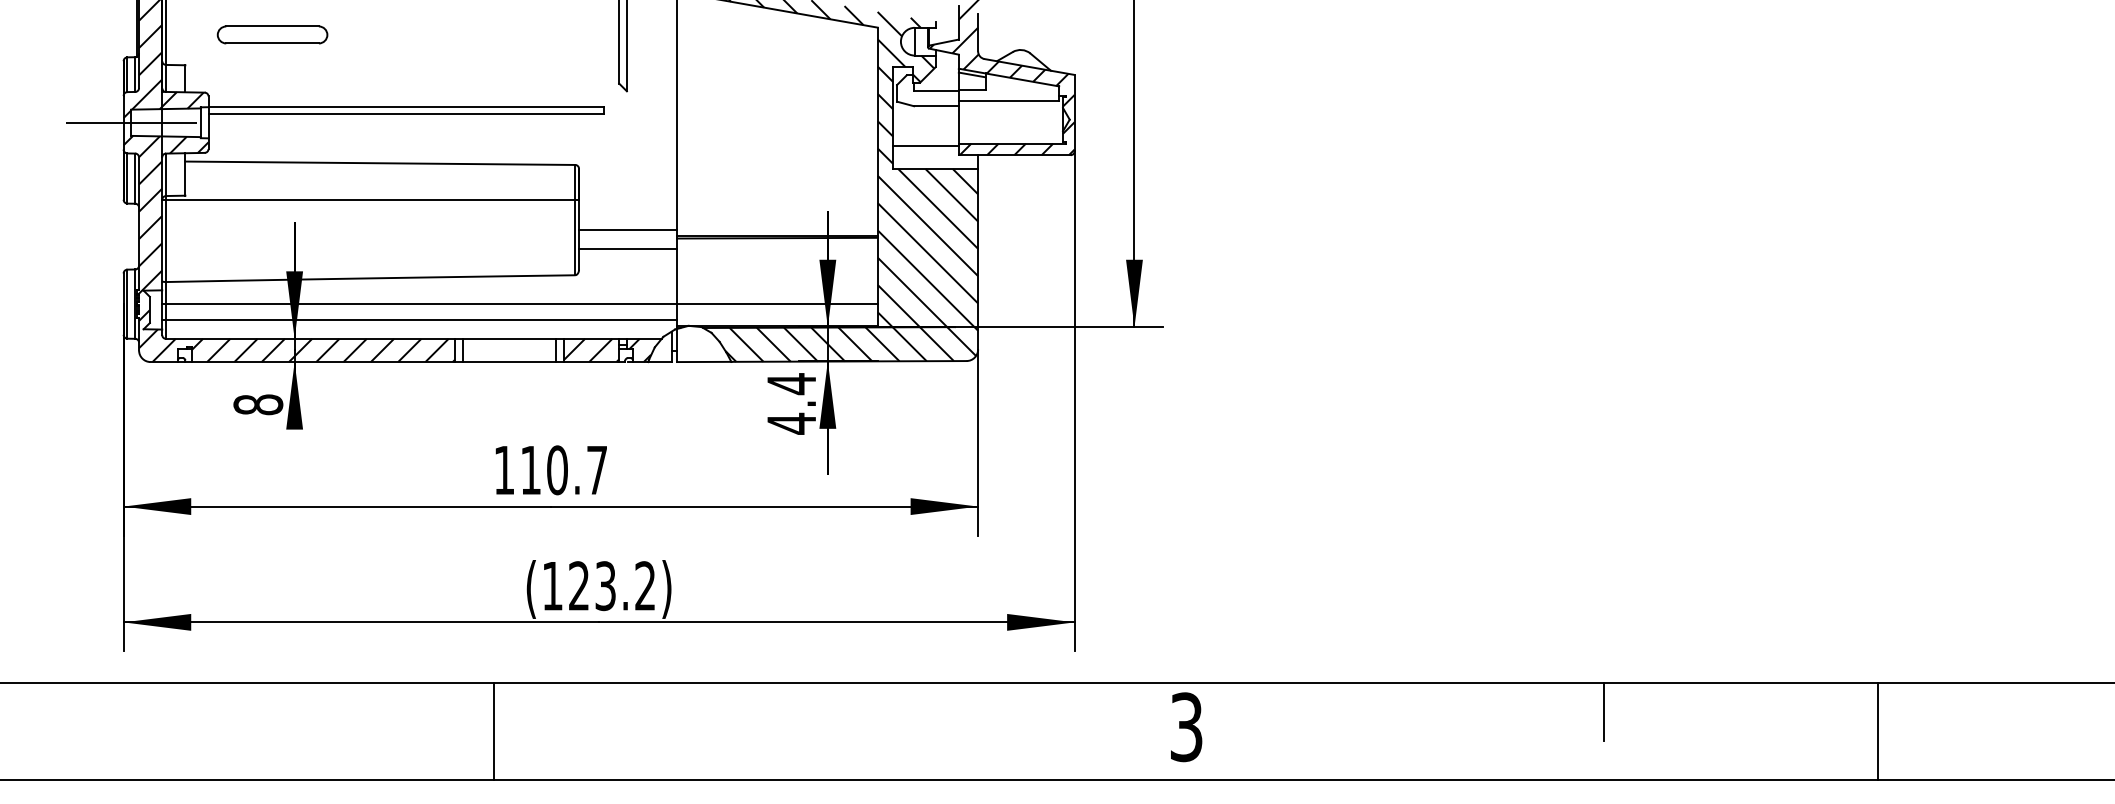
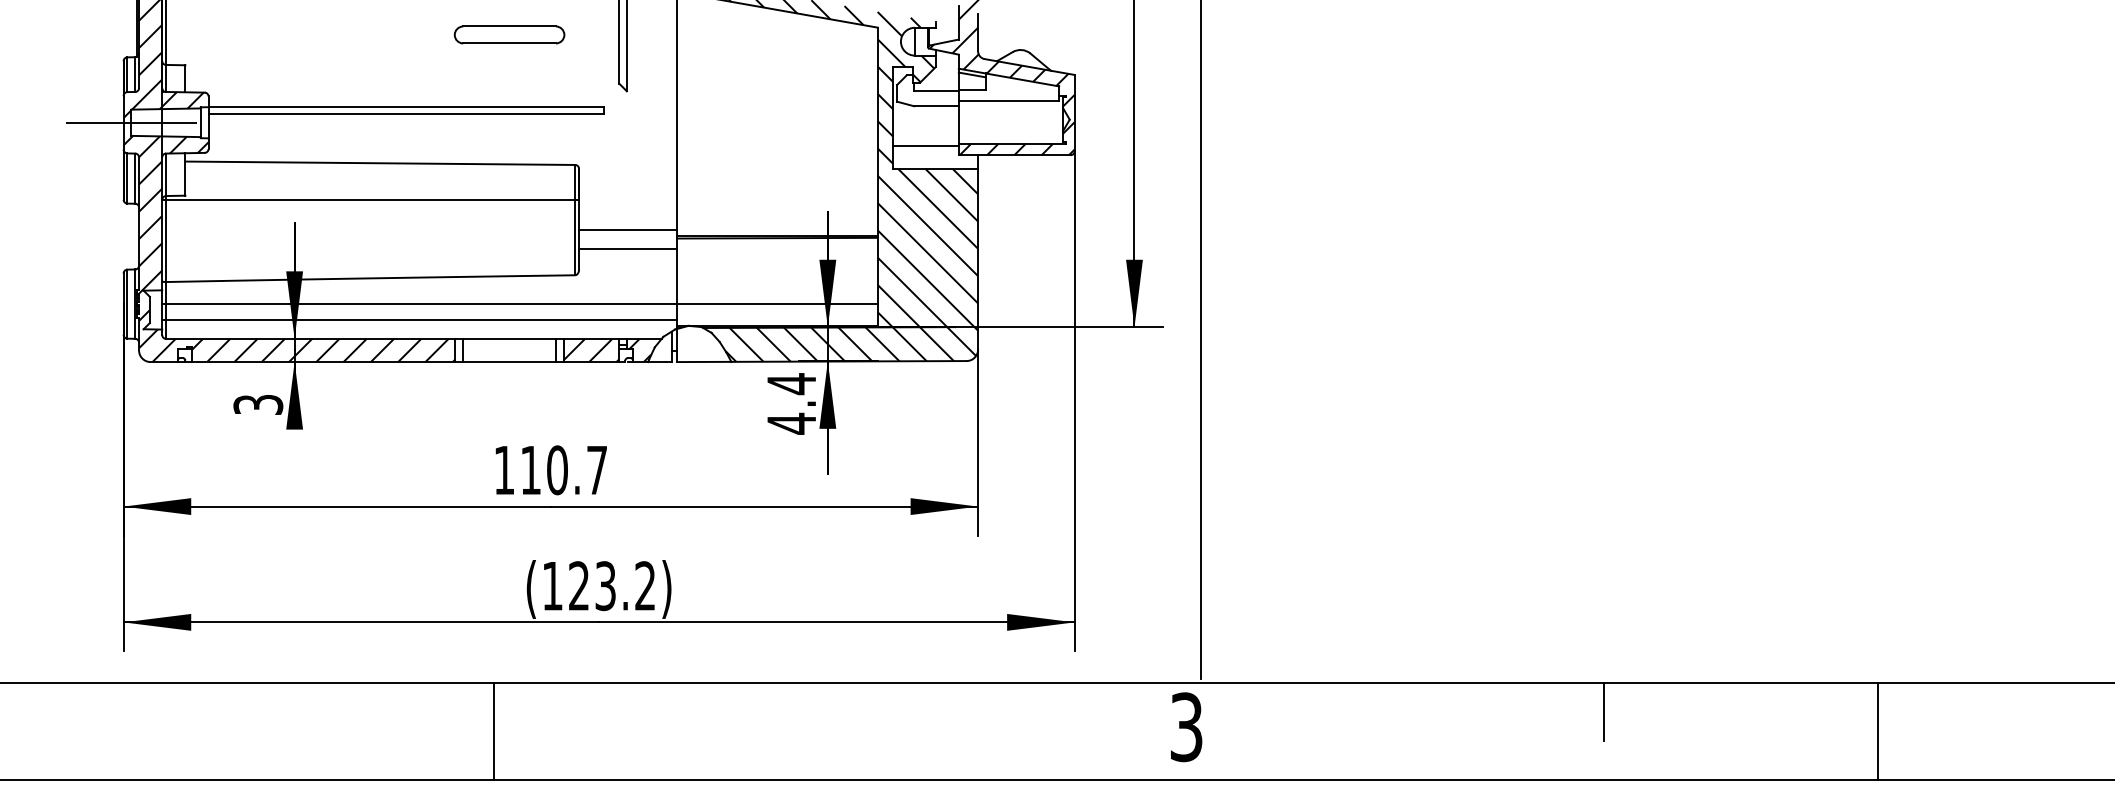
part position: (272, 34) -> (509, 34) (509, 34)
line: none -> present (1200, 340)
text: 8 -> 3 (258, 404)
